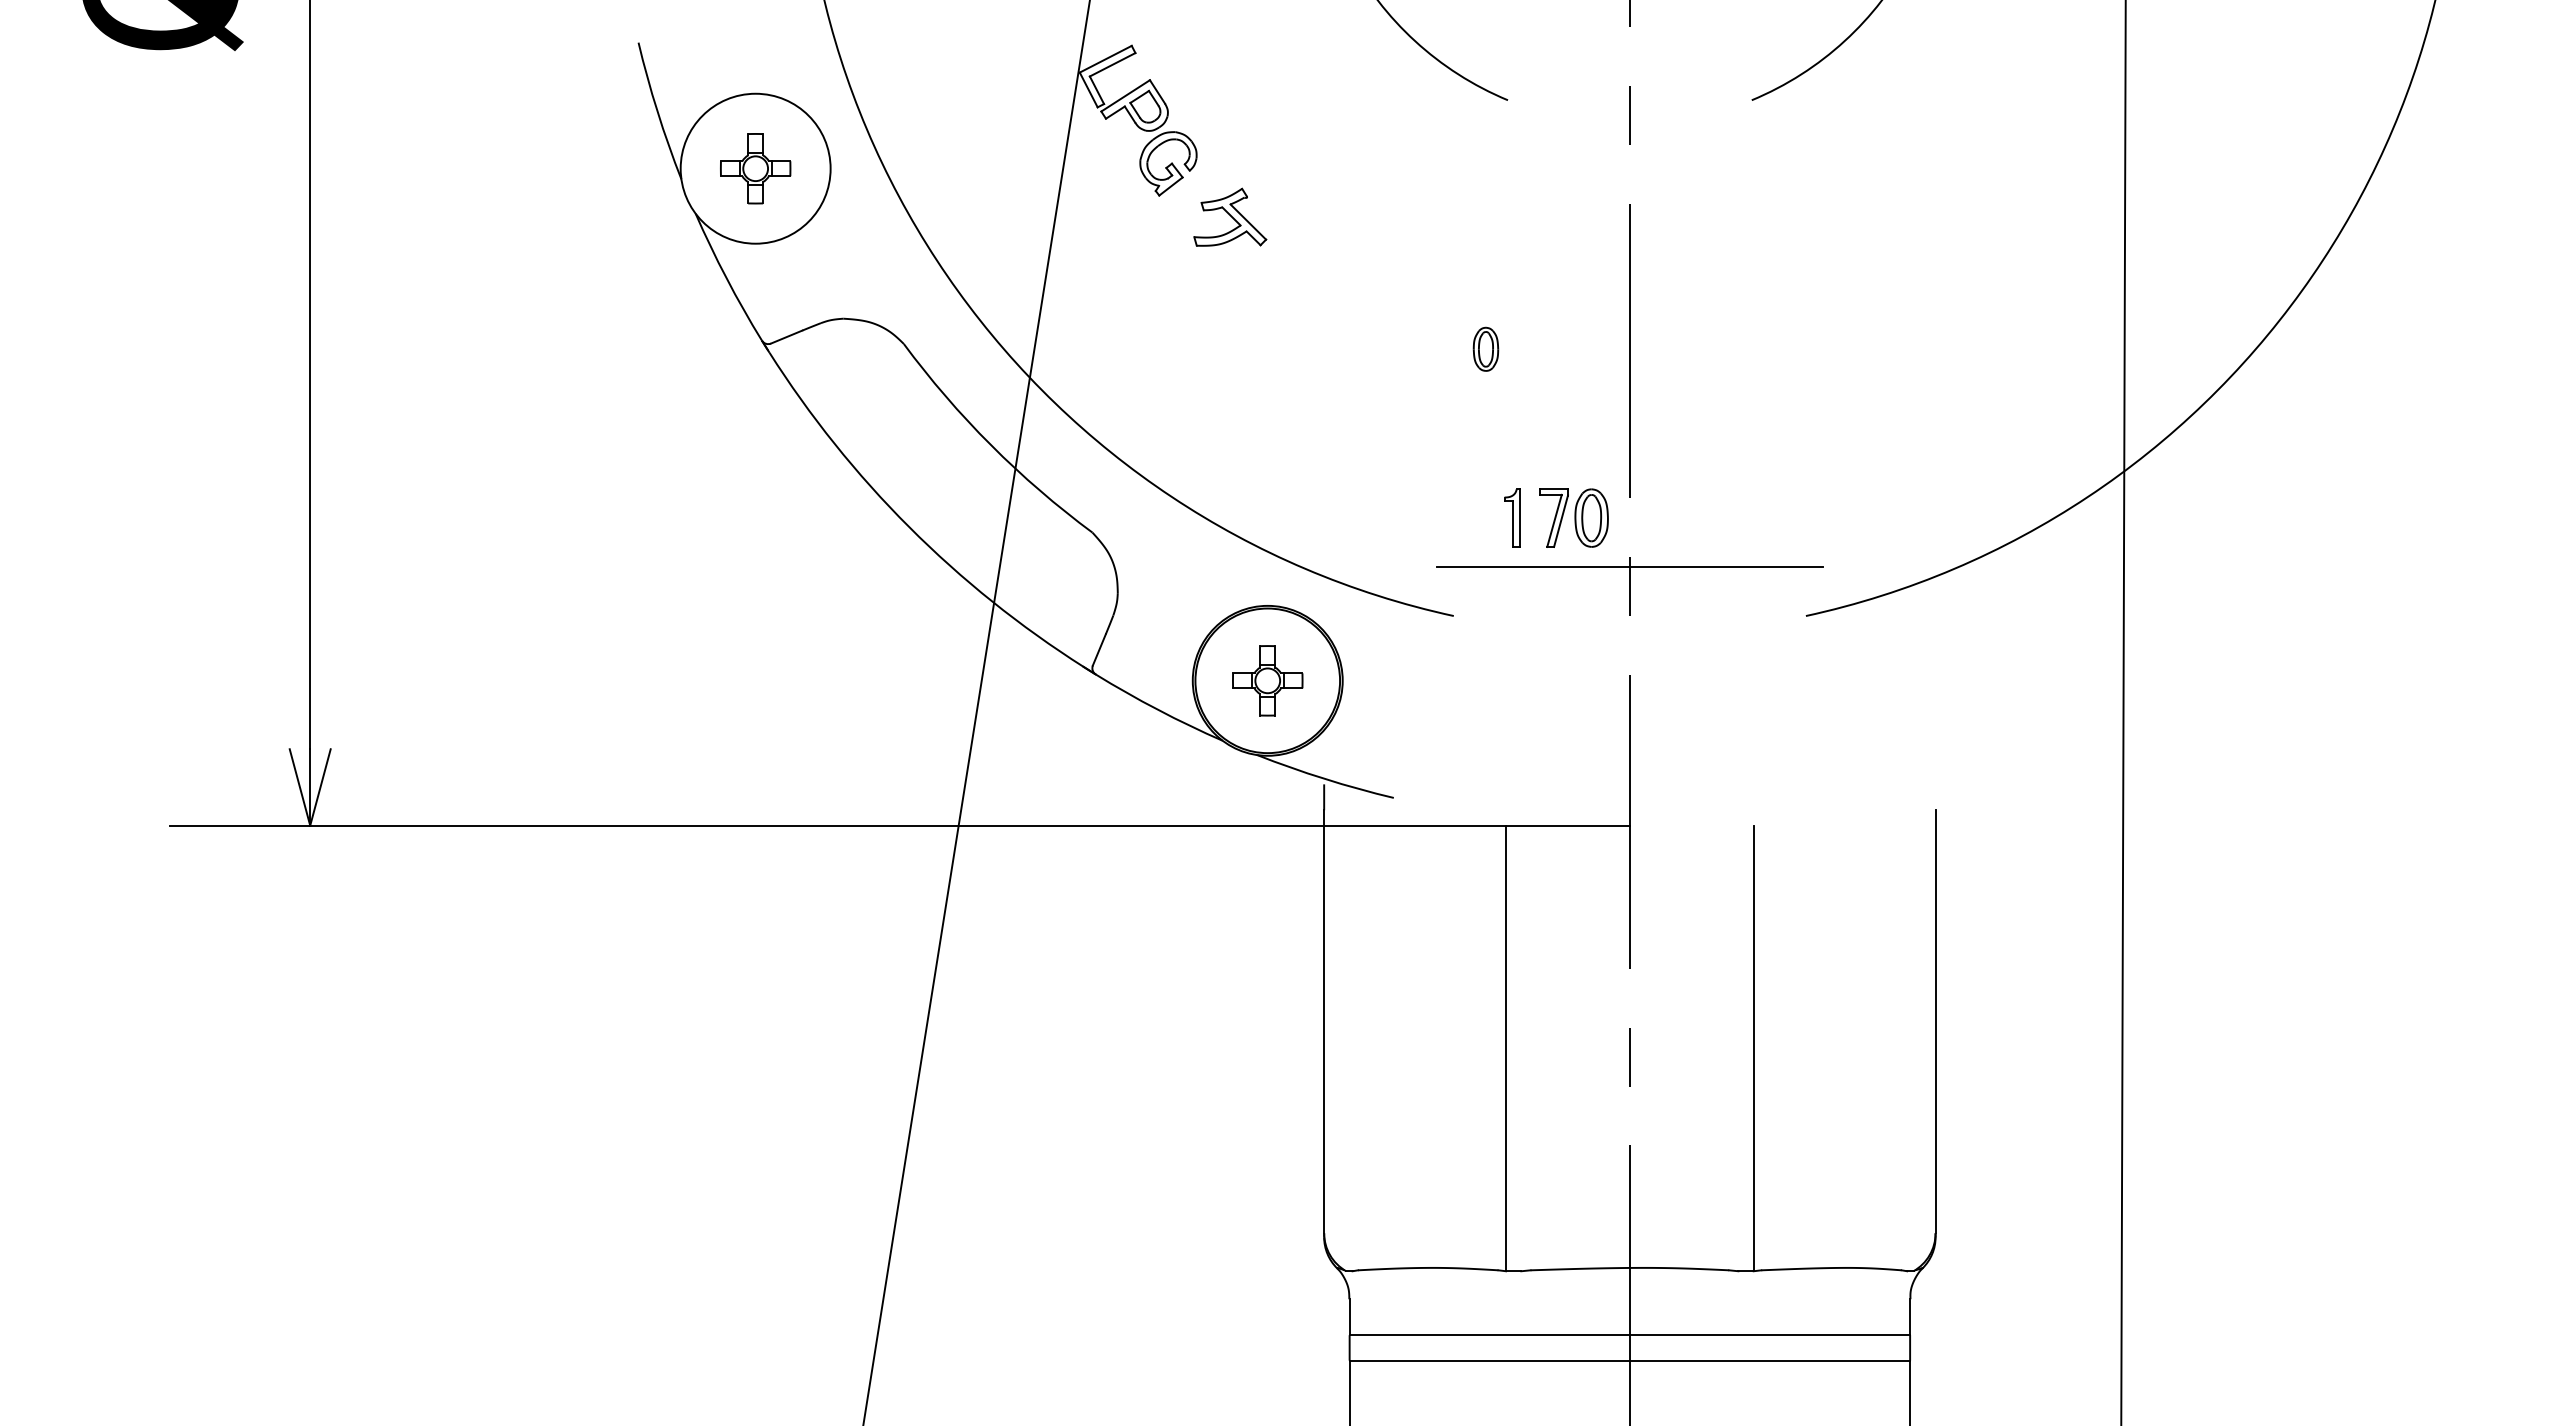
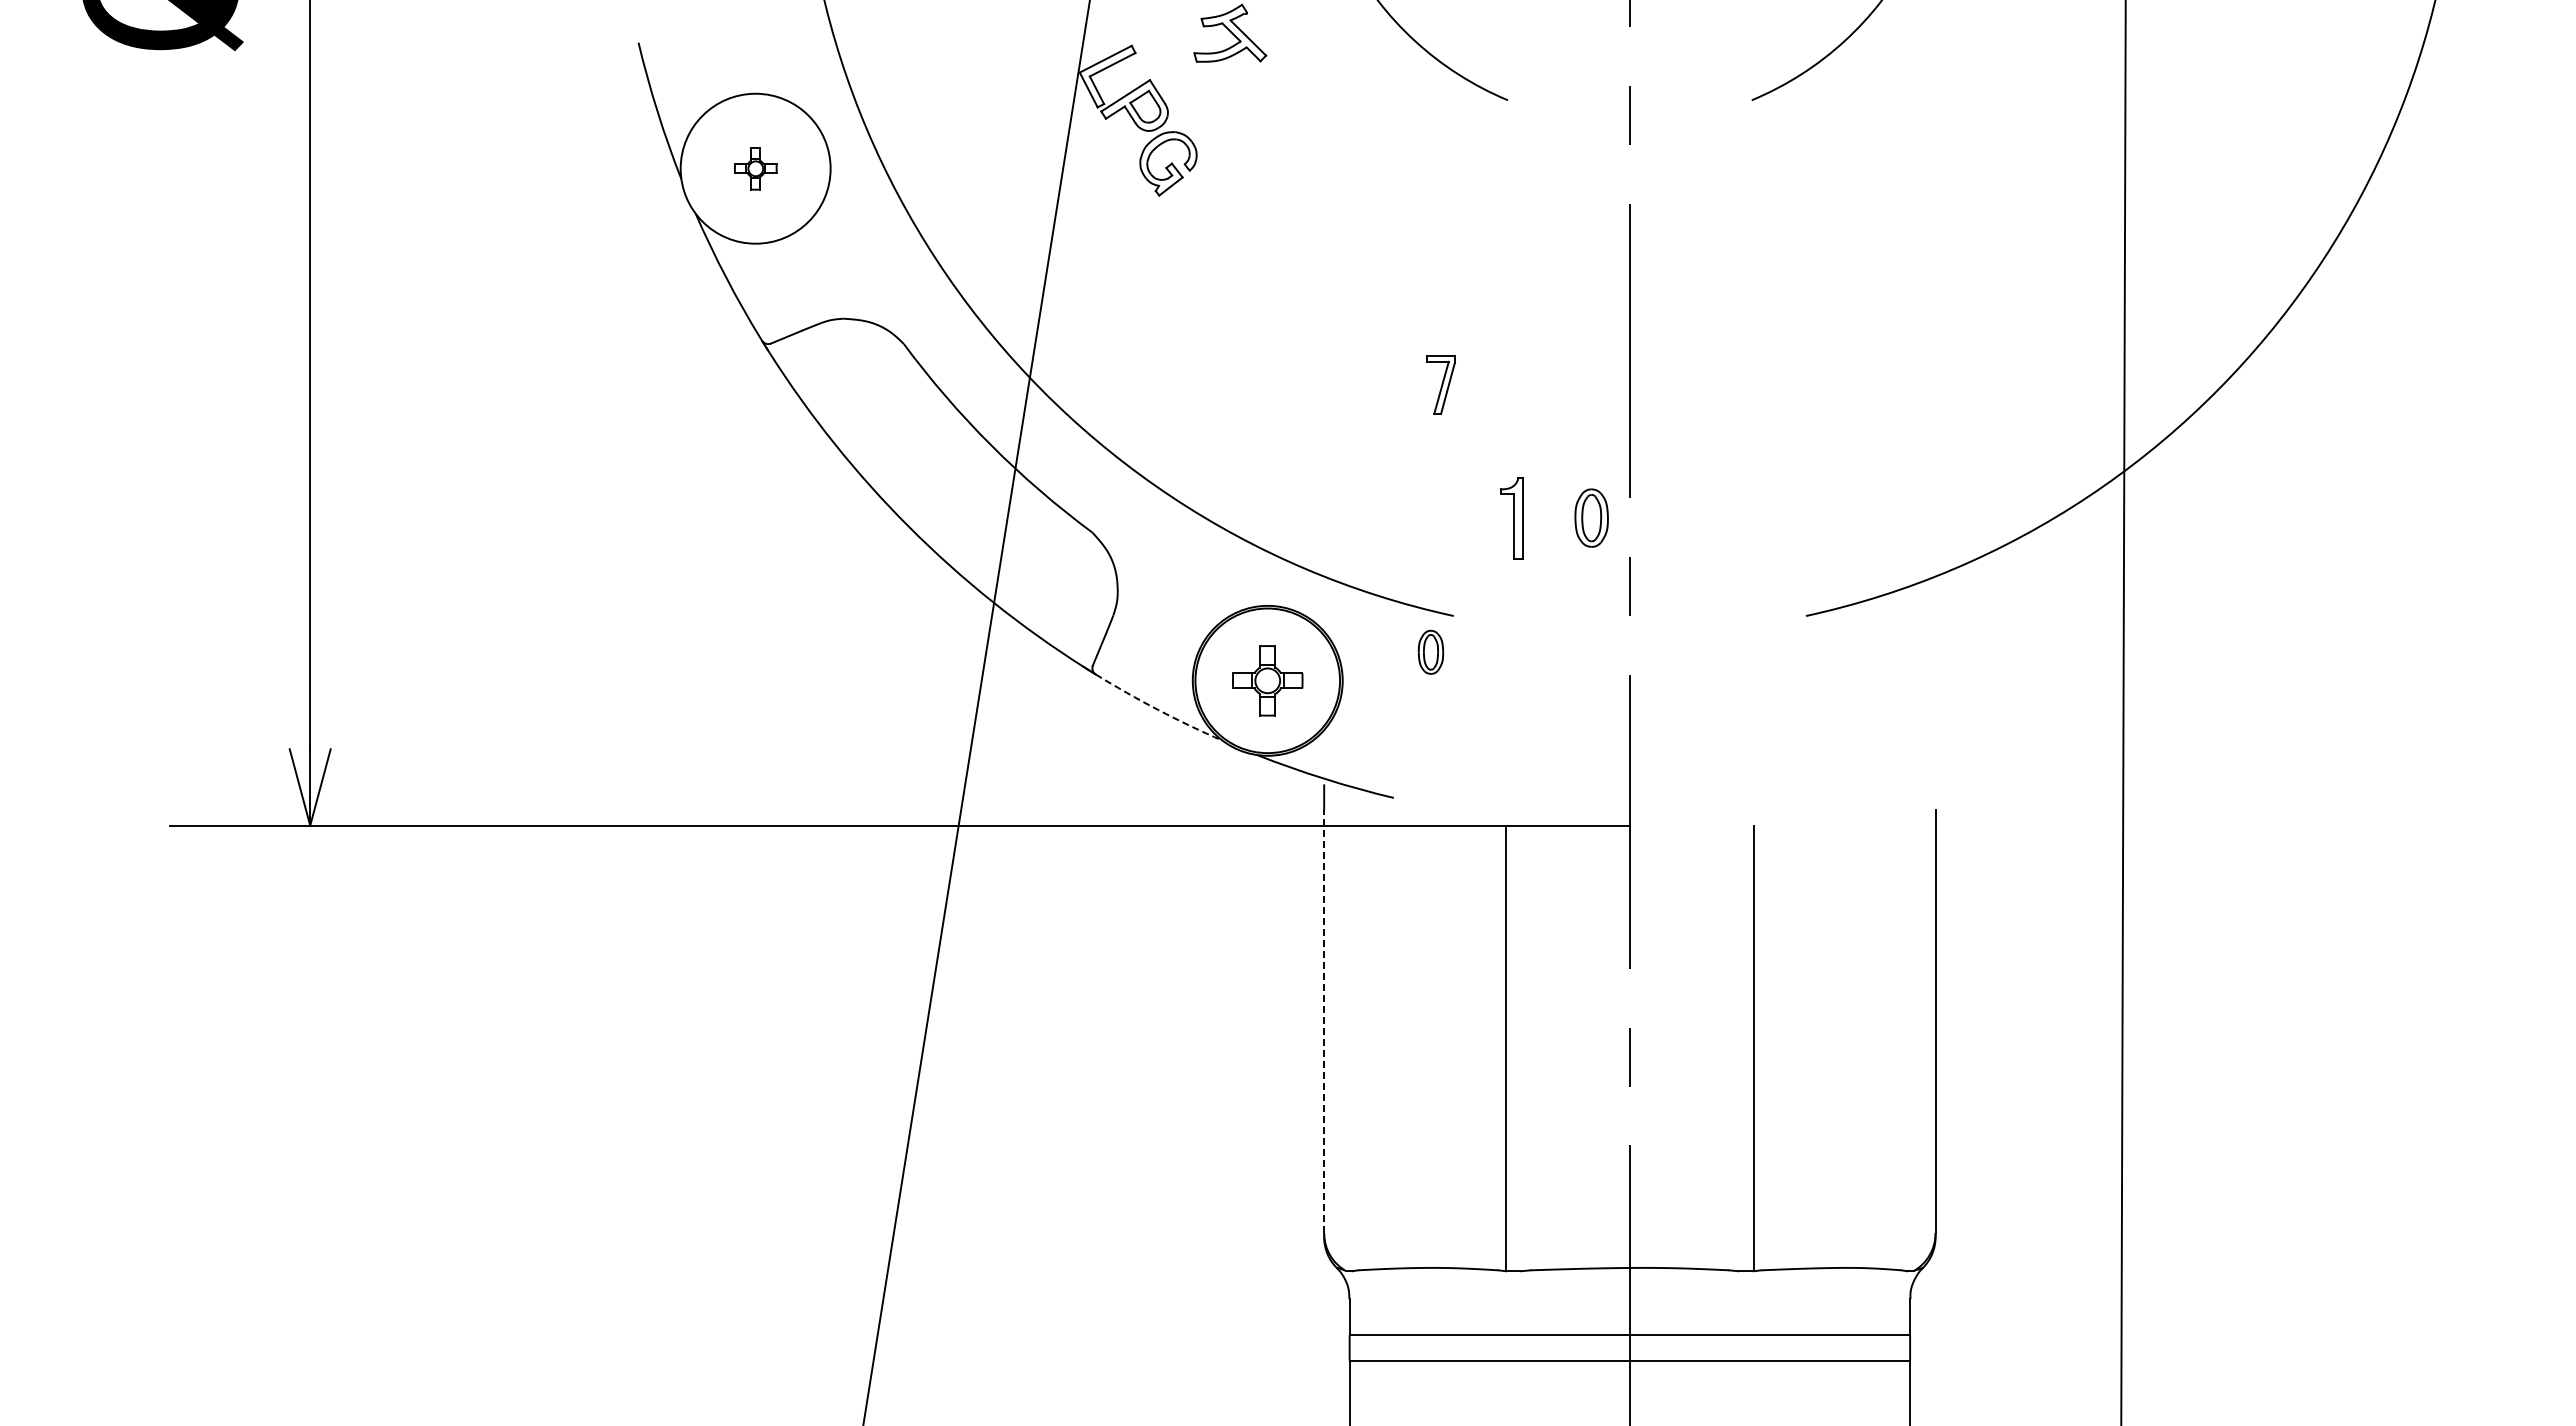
part size: 72x72 px -> 44x44 px (755, 168)
part position: (1230, 216) -> (1230, 32) (1230, 32)
part position: (1485, 348) -> (1430, 651) (1430, 651)
part size: 17x60 px -> 24x83 px (1511, 518)
part position: (1553, 517) -> (1440, 384) (1440, 384)
line: present -> none (1629, 567)
arc: solid -> dashed (1158, 709)
line: solid -> dashed (1324, 1021)
